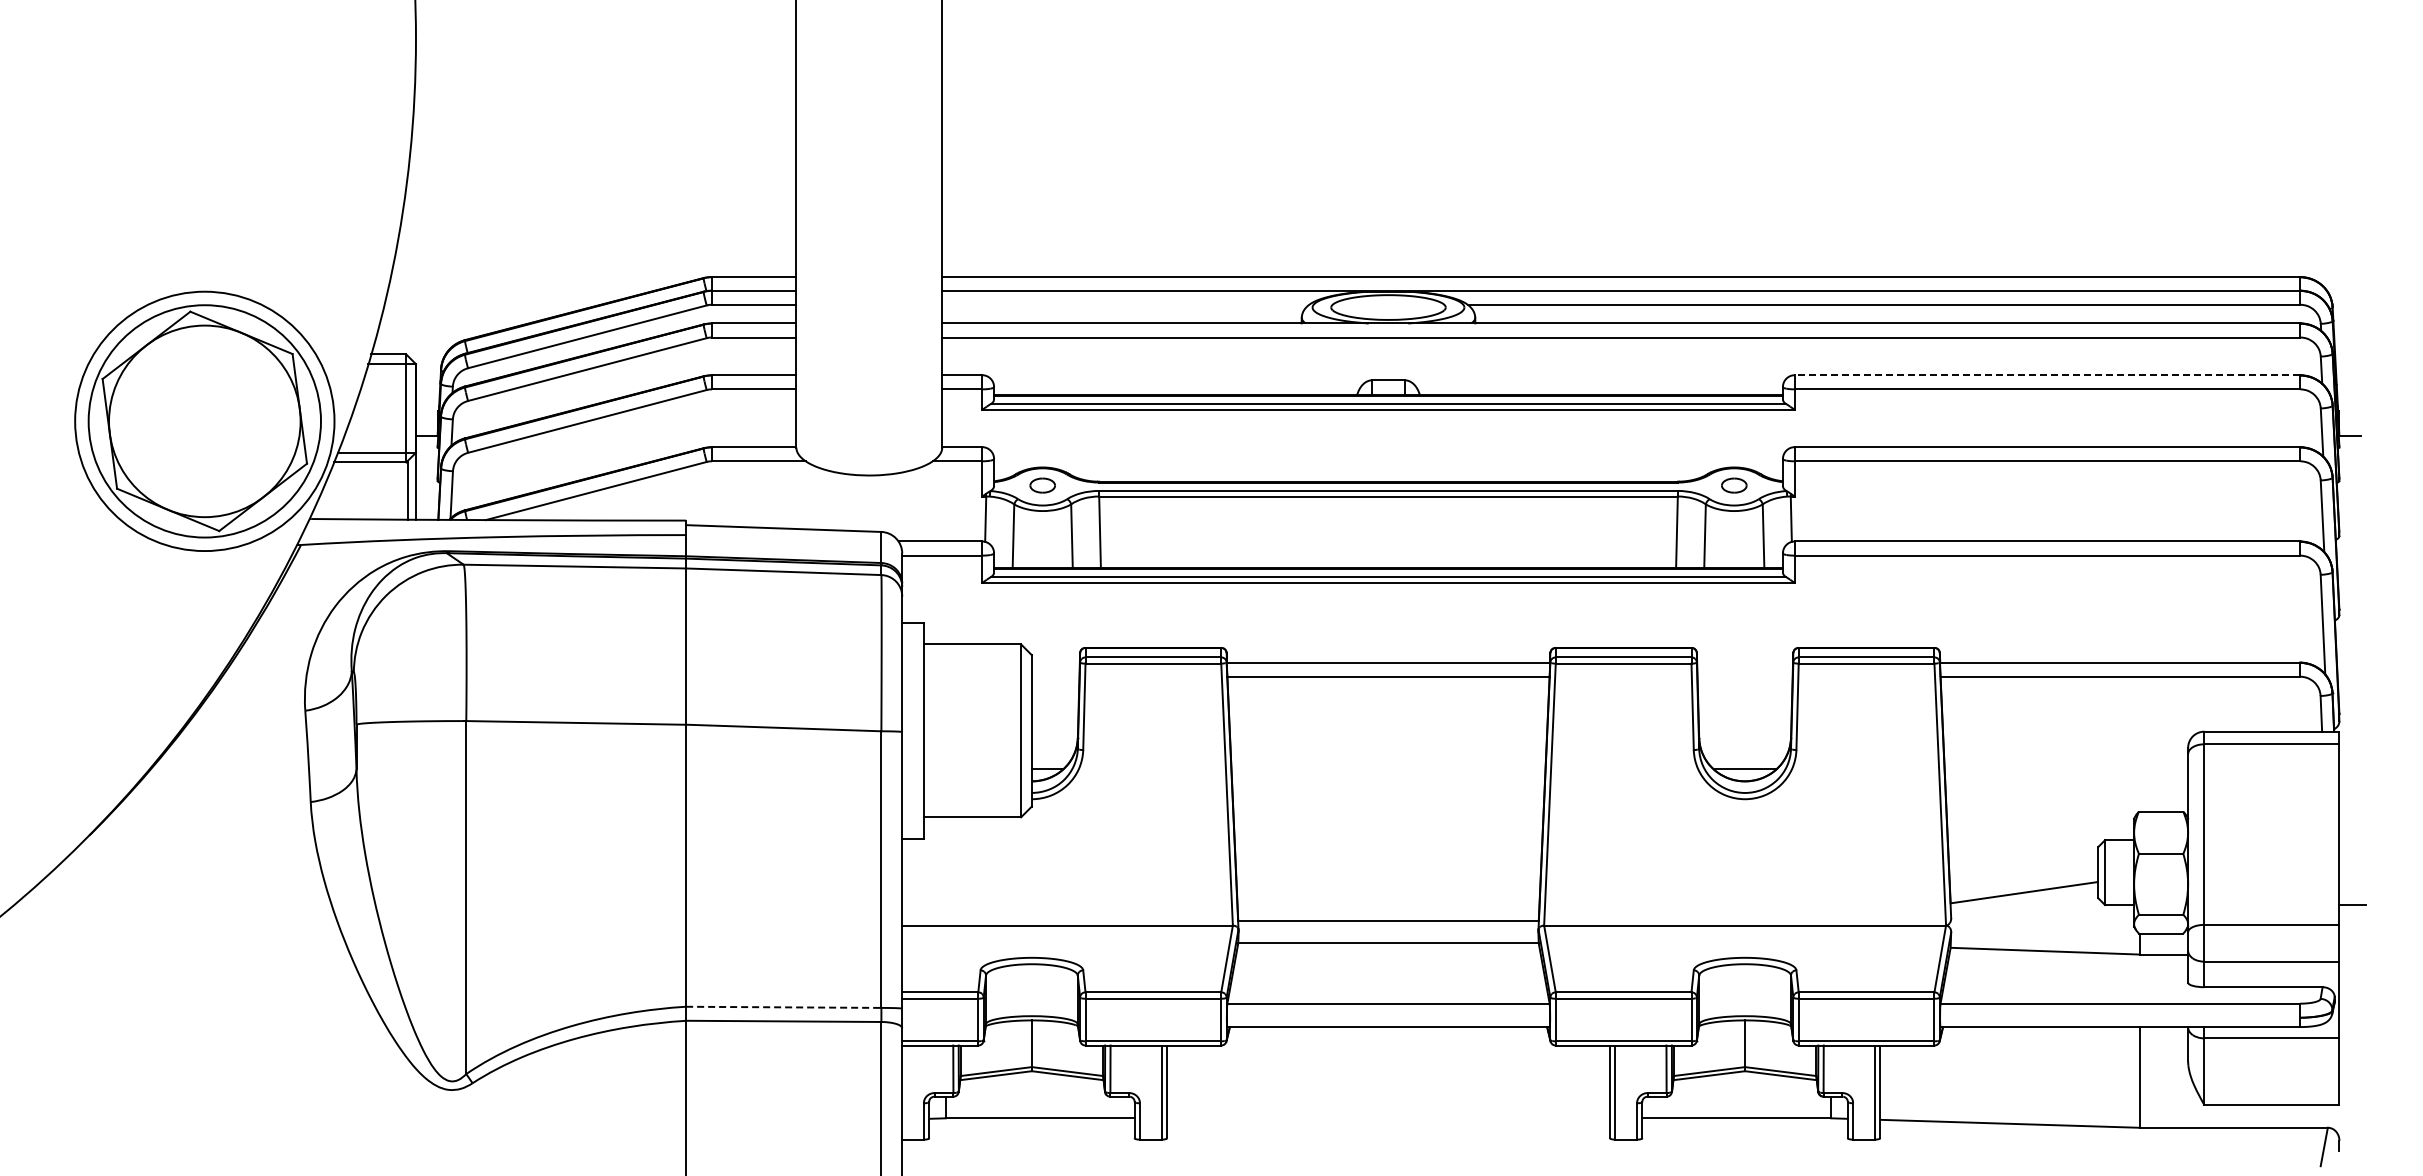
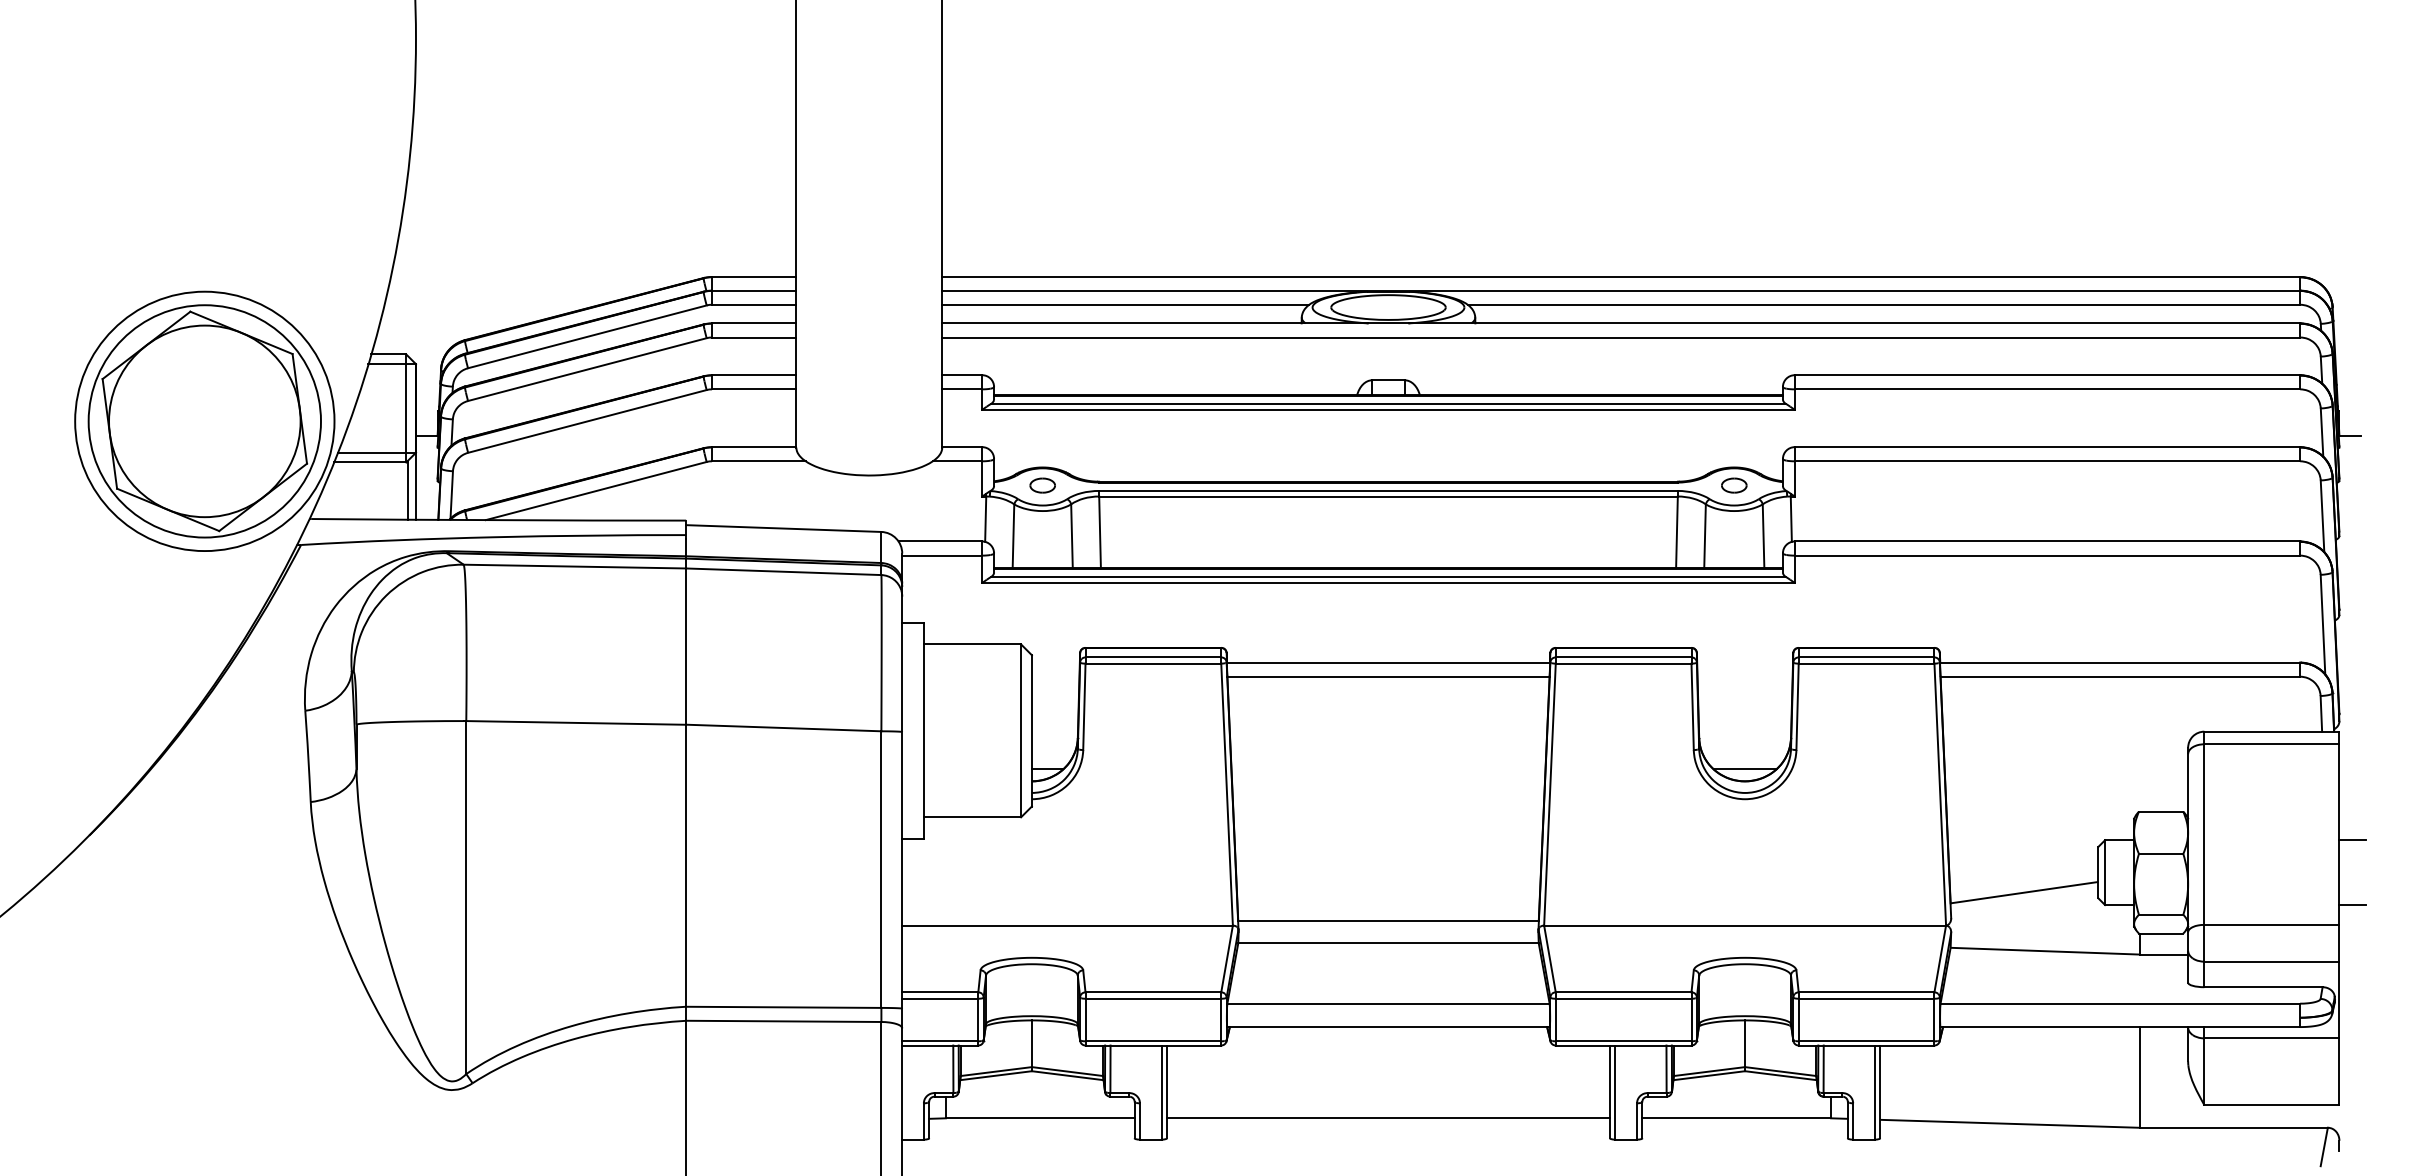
line: none -> present (1125, 304)
line: dashed -> solid (2047, 375)
line: none -> present (2352, 840)
line: dashed -> solid (783, 1007)
line: none -> present (1388, 1118)
